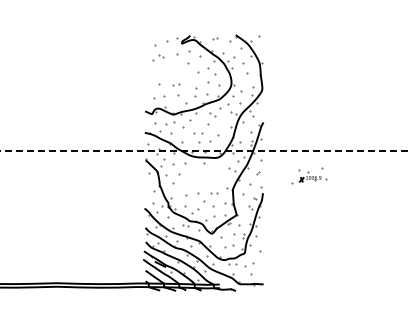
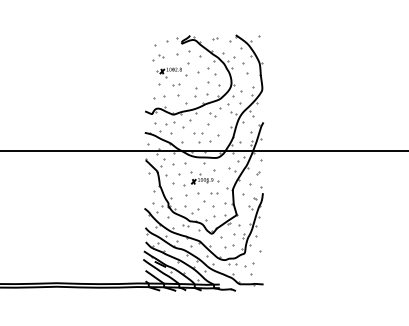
part: none -> present (171, 72)
line: dashed -> solid (204, 150)
part position: (309, 175) -> (201, 177) (201, 177)
